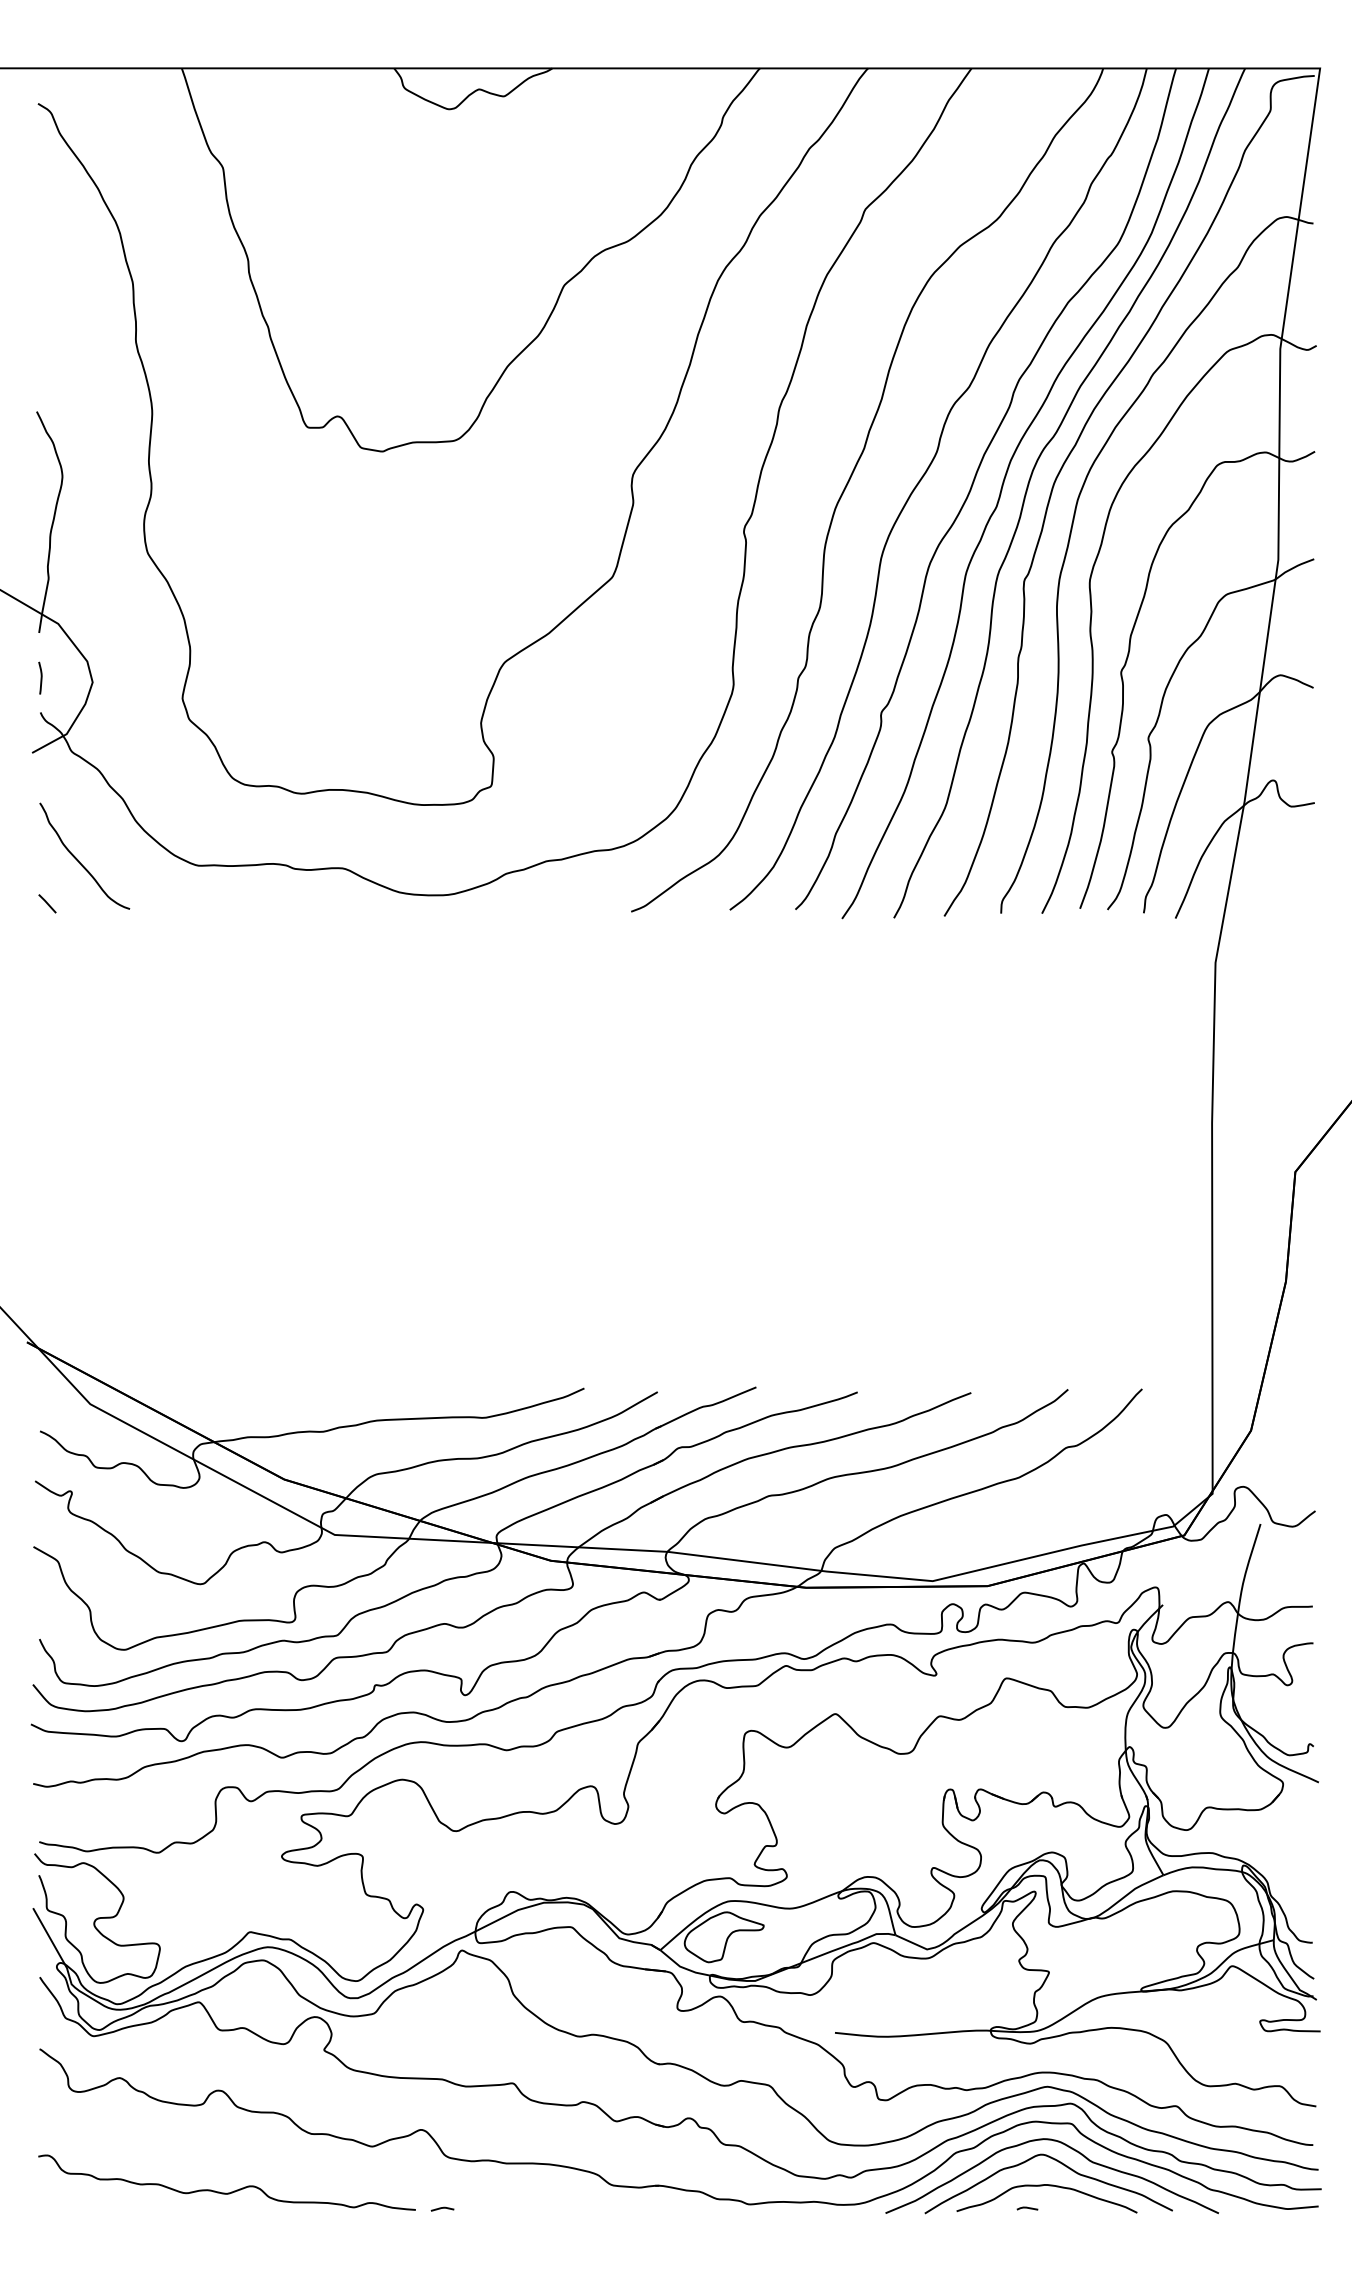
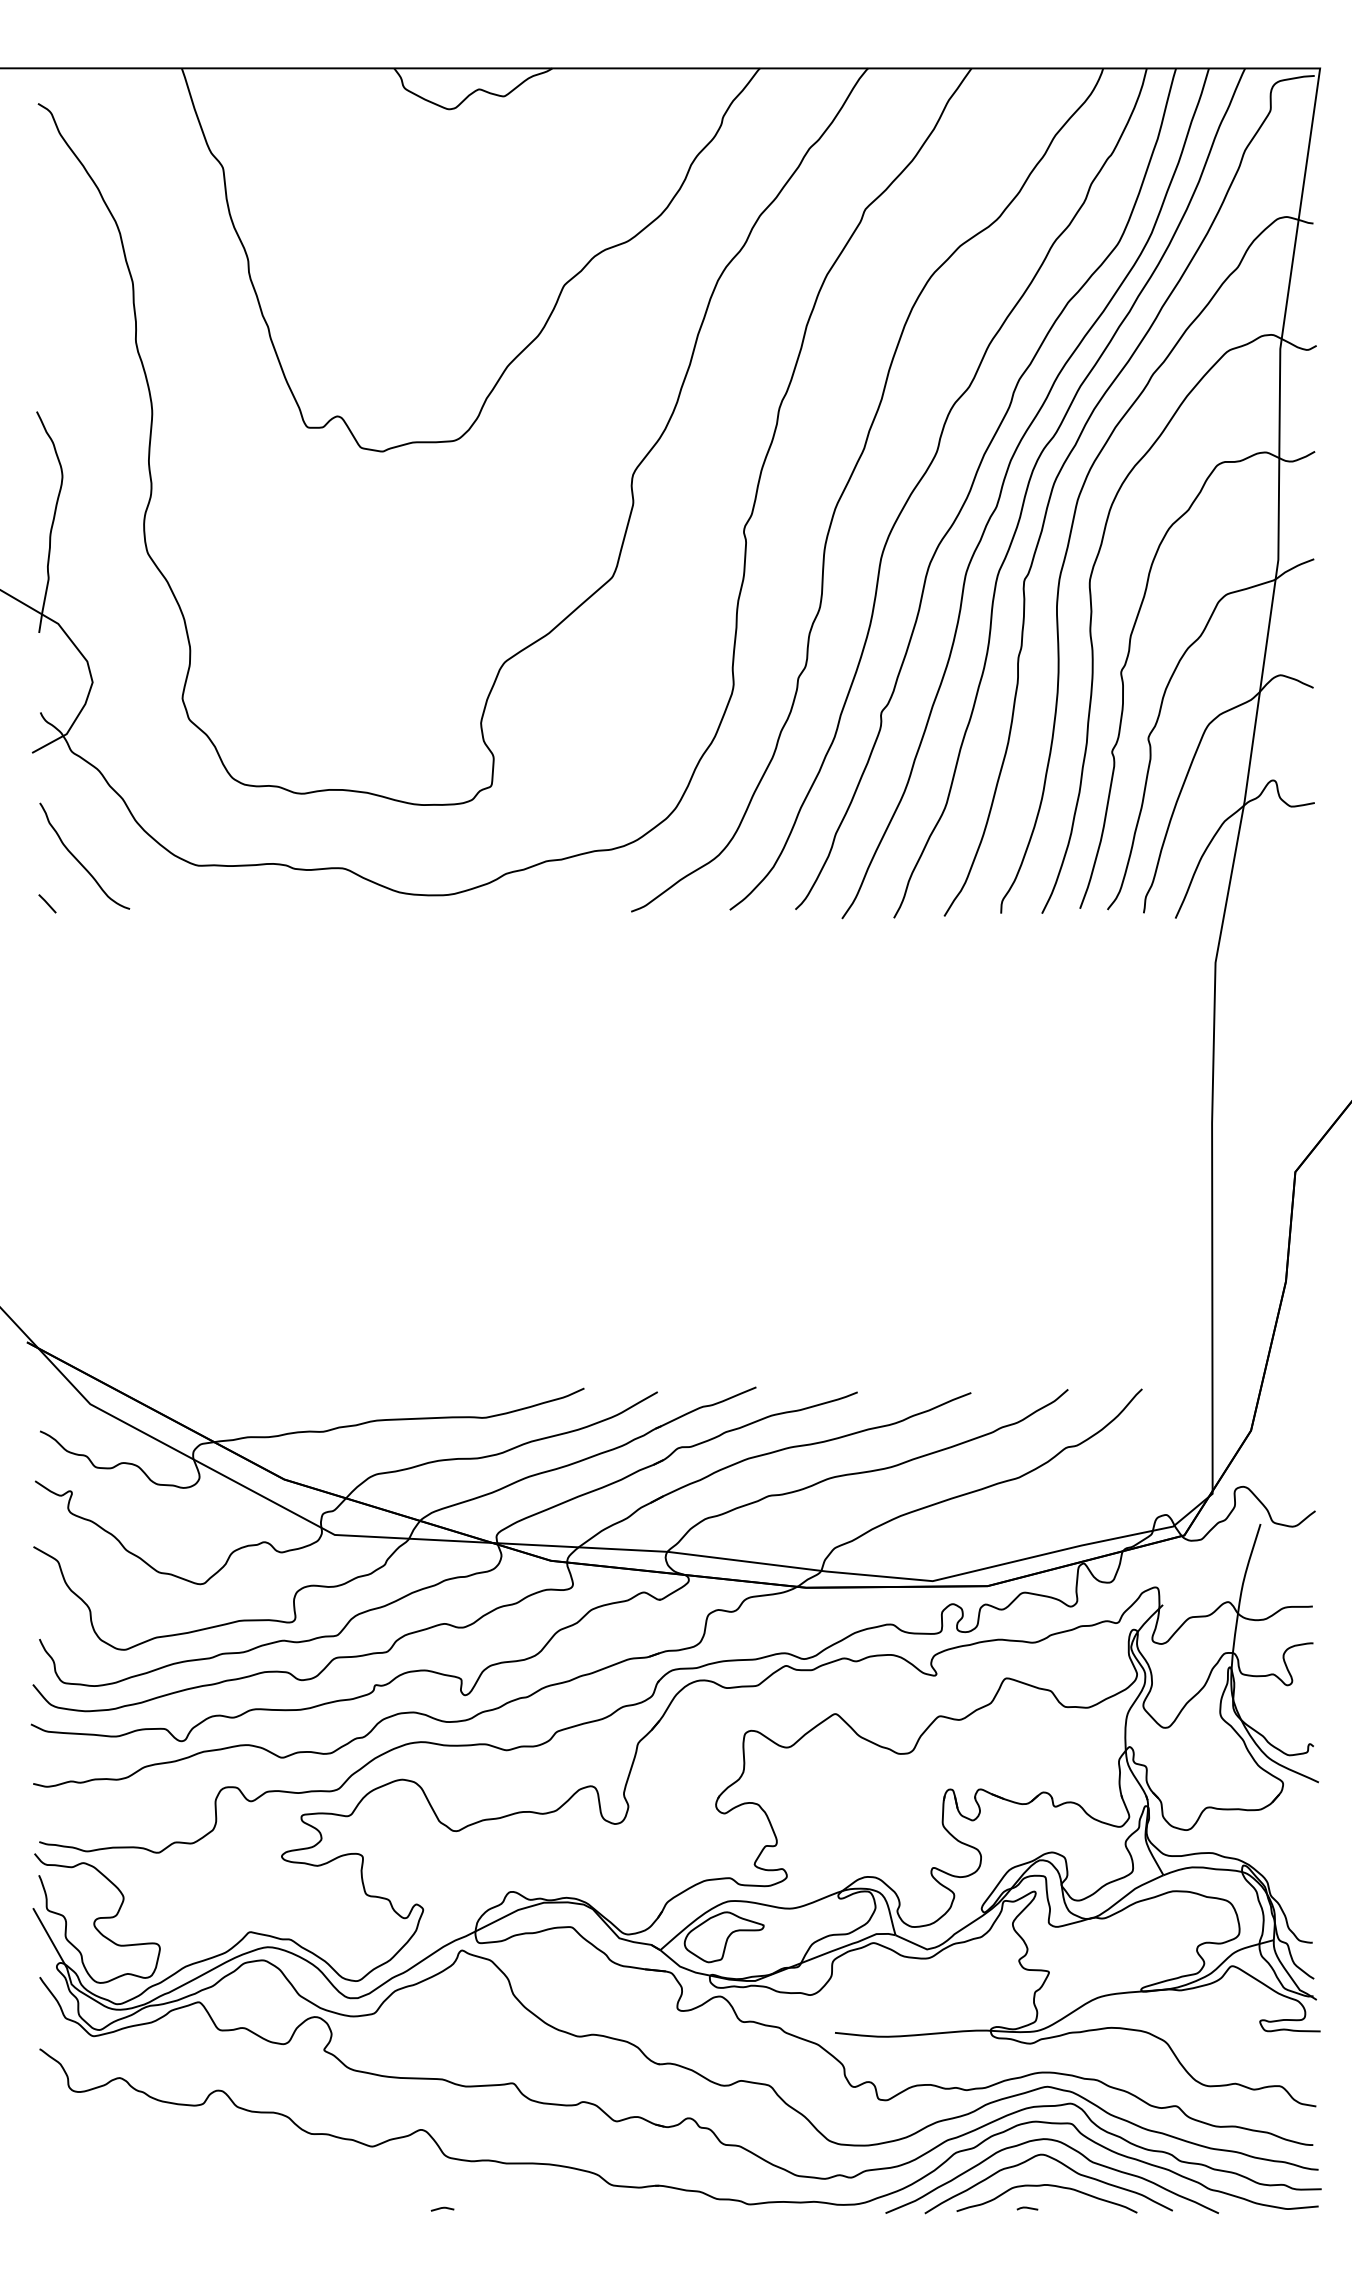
curve: present -> none (40, 677)
curve: present -> none (225, 2192)
